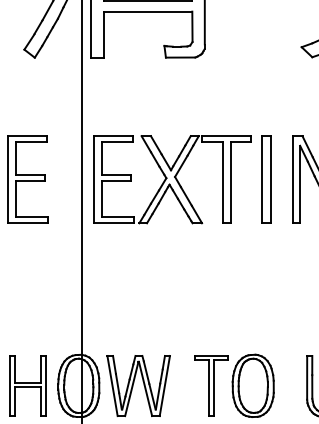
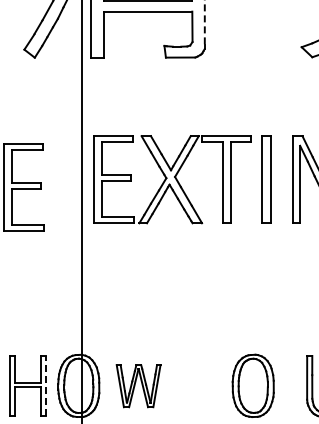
line: solid -> dashed (204, 22)
part position: (27, 179) -> (23, 187) (23, 187)
line: solid -> dashed (45, 385)
part: present -> none (211, 385)
part size: 65x63 px -> 47x45 px (138, 386)
